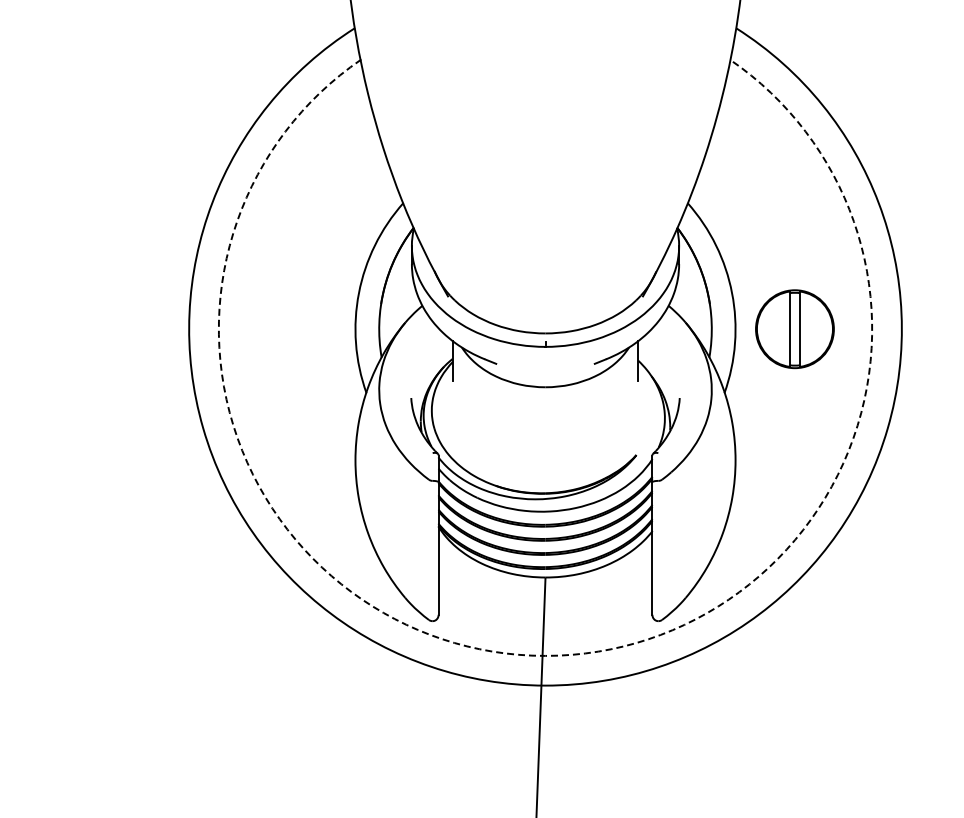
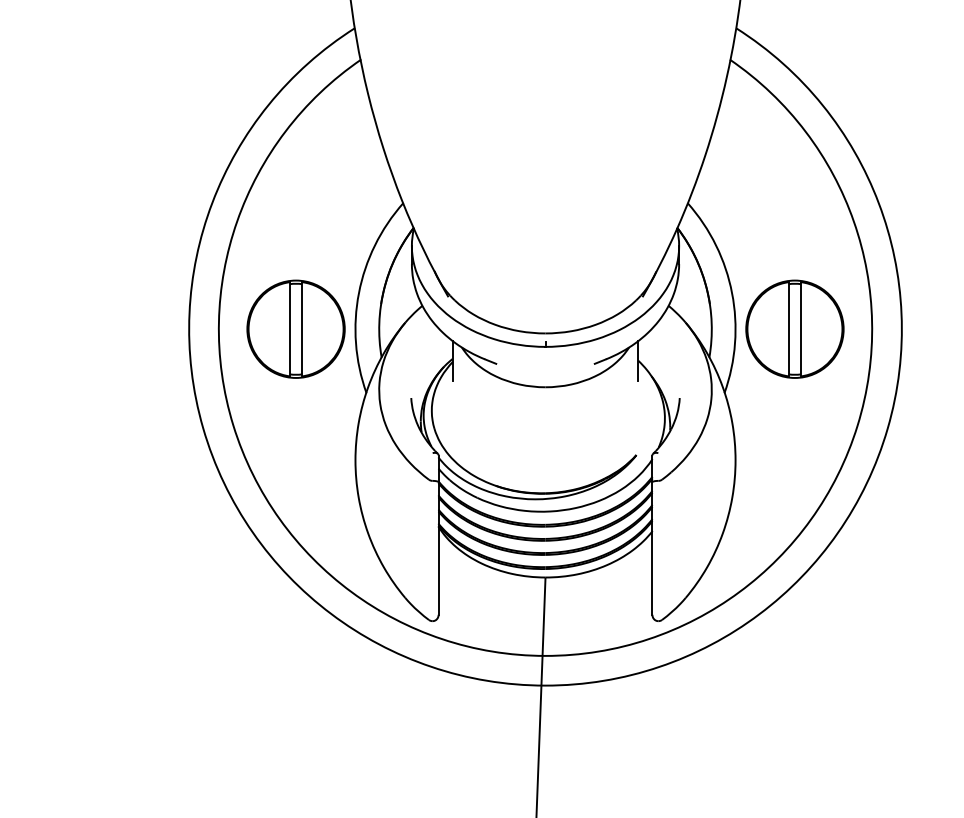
part: none -> present (295, 328)
part size: 80x81 px -> 100x100 px (794, 328)
arc: dashed -> solid (545, 655)
